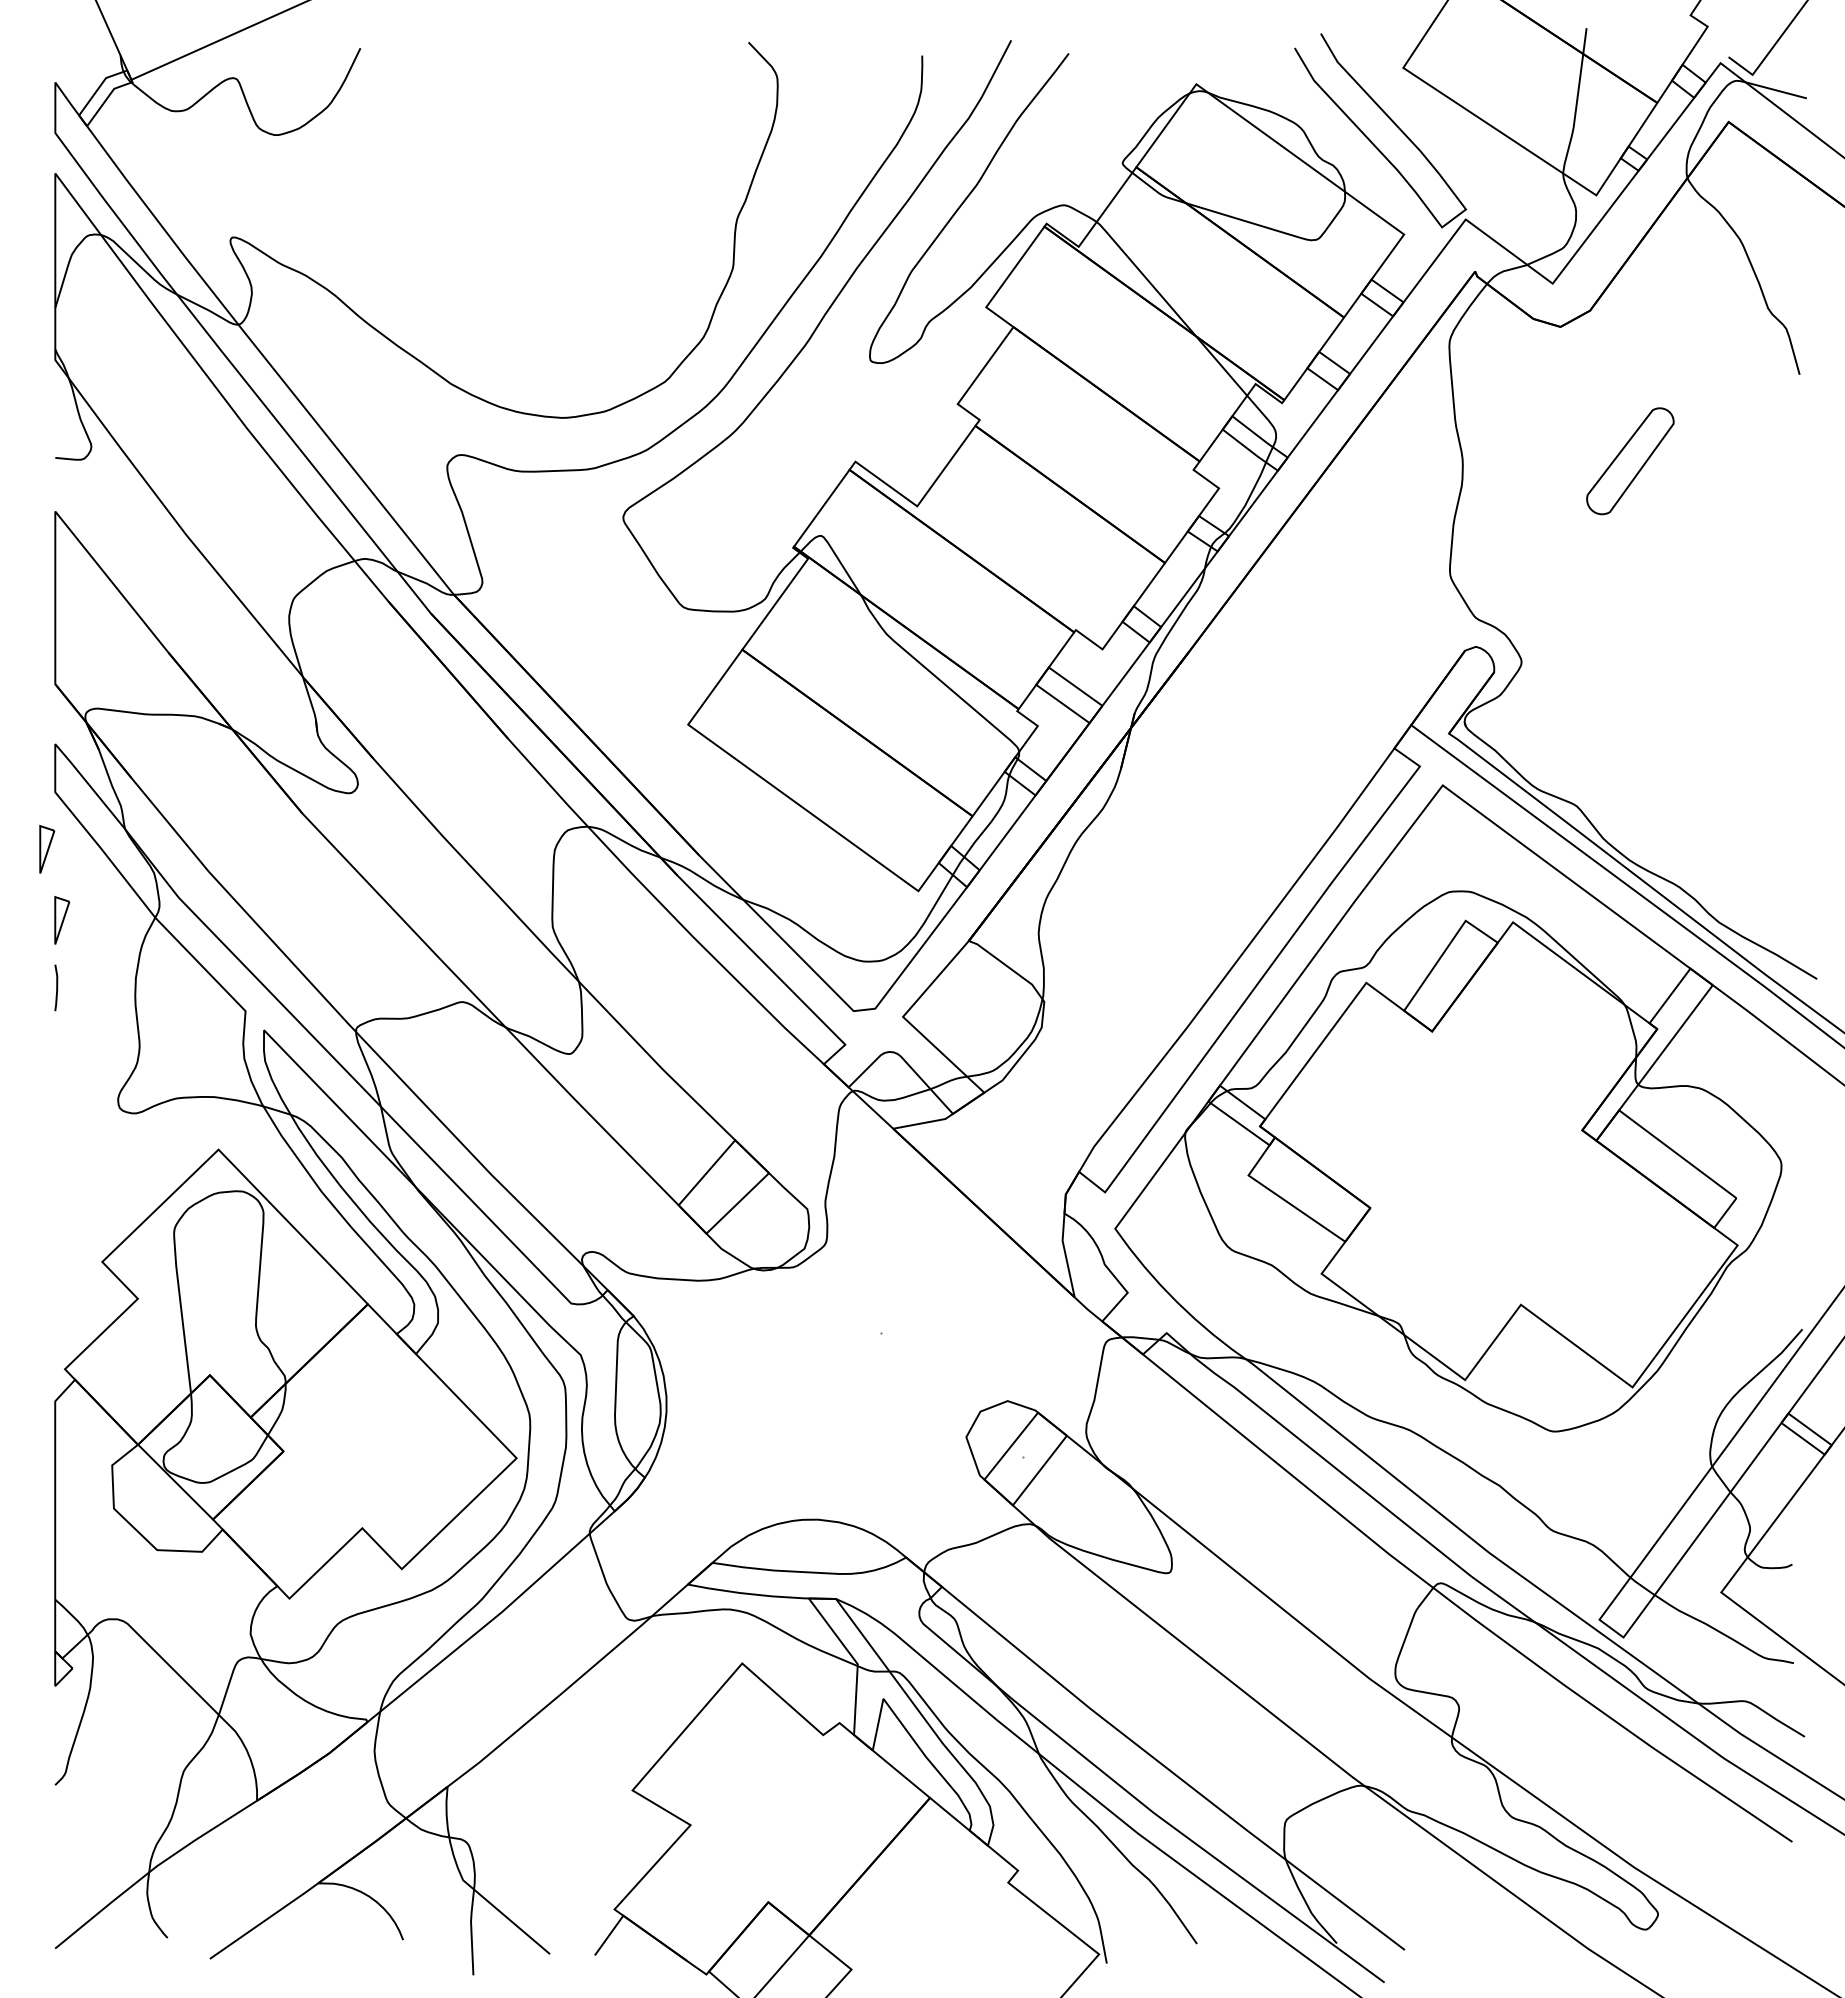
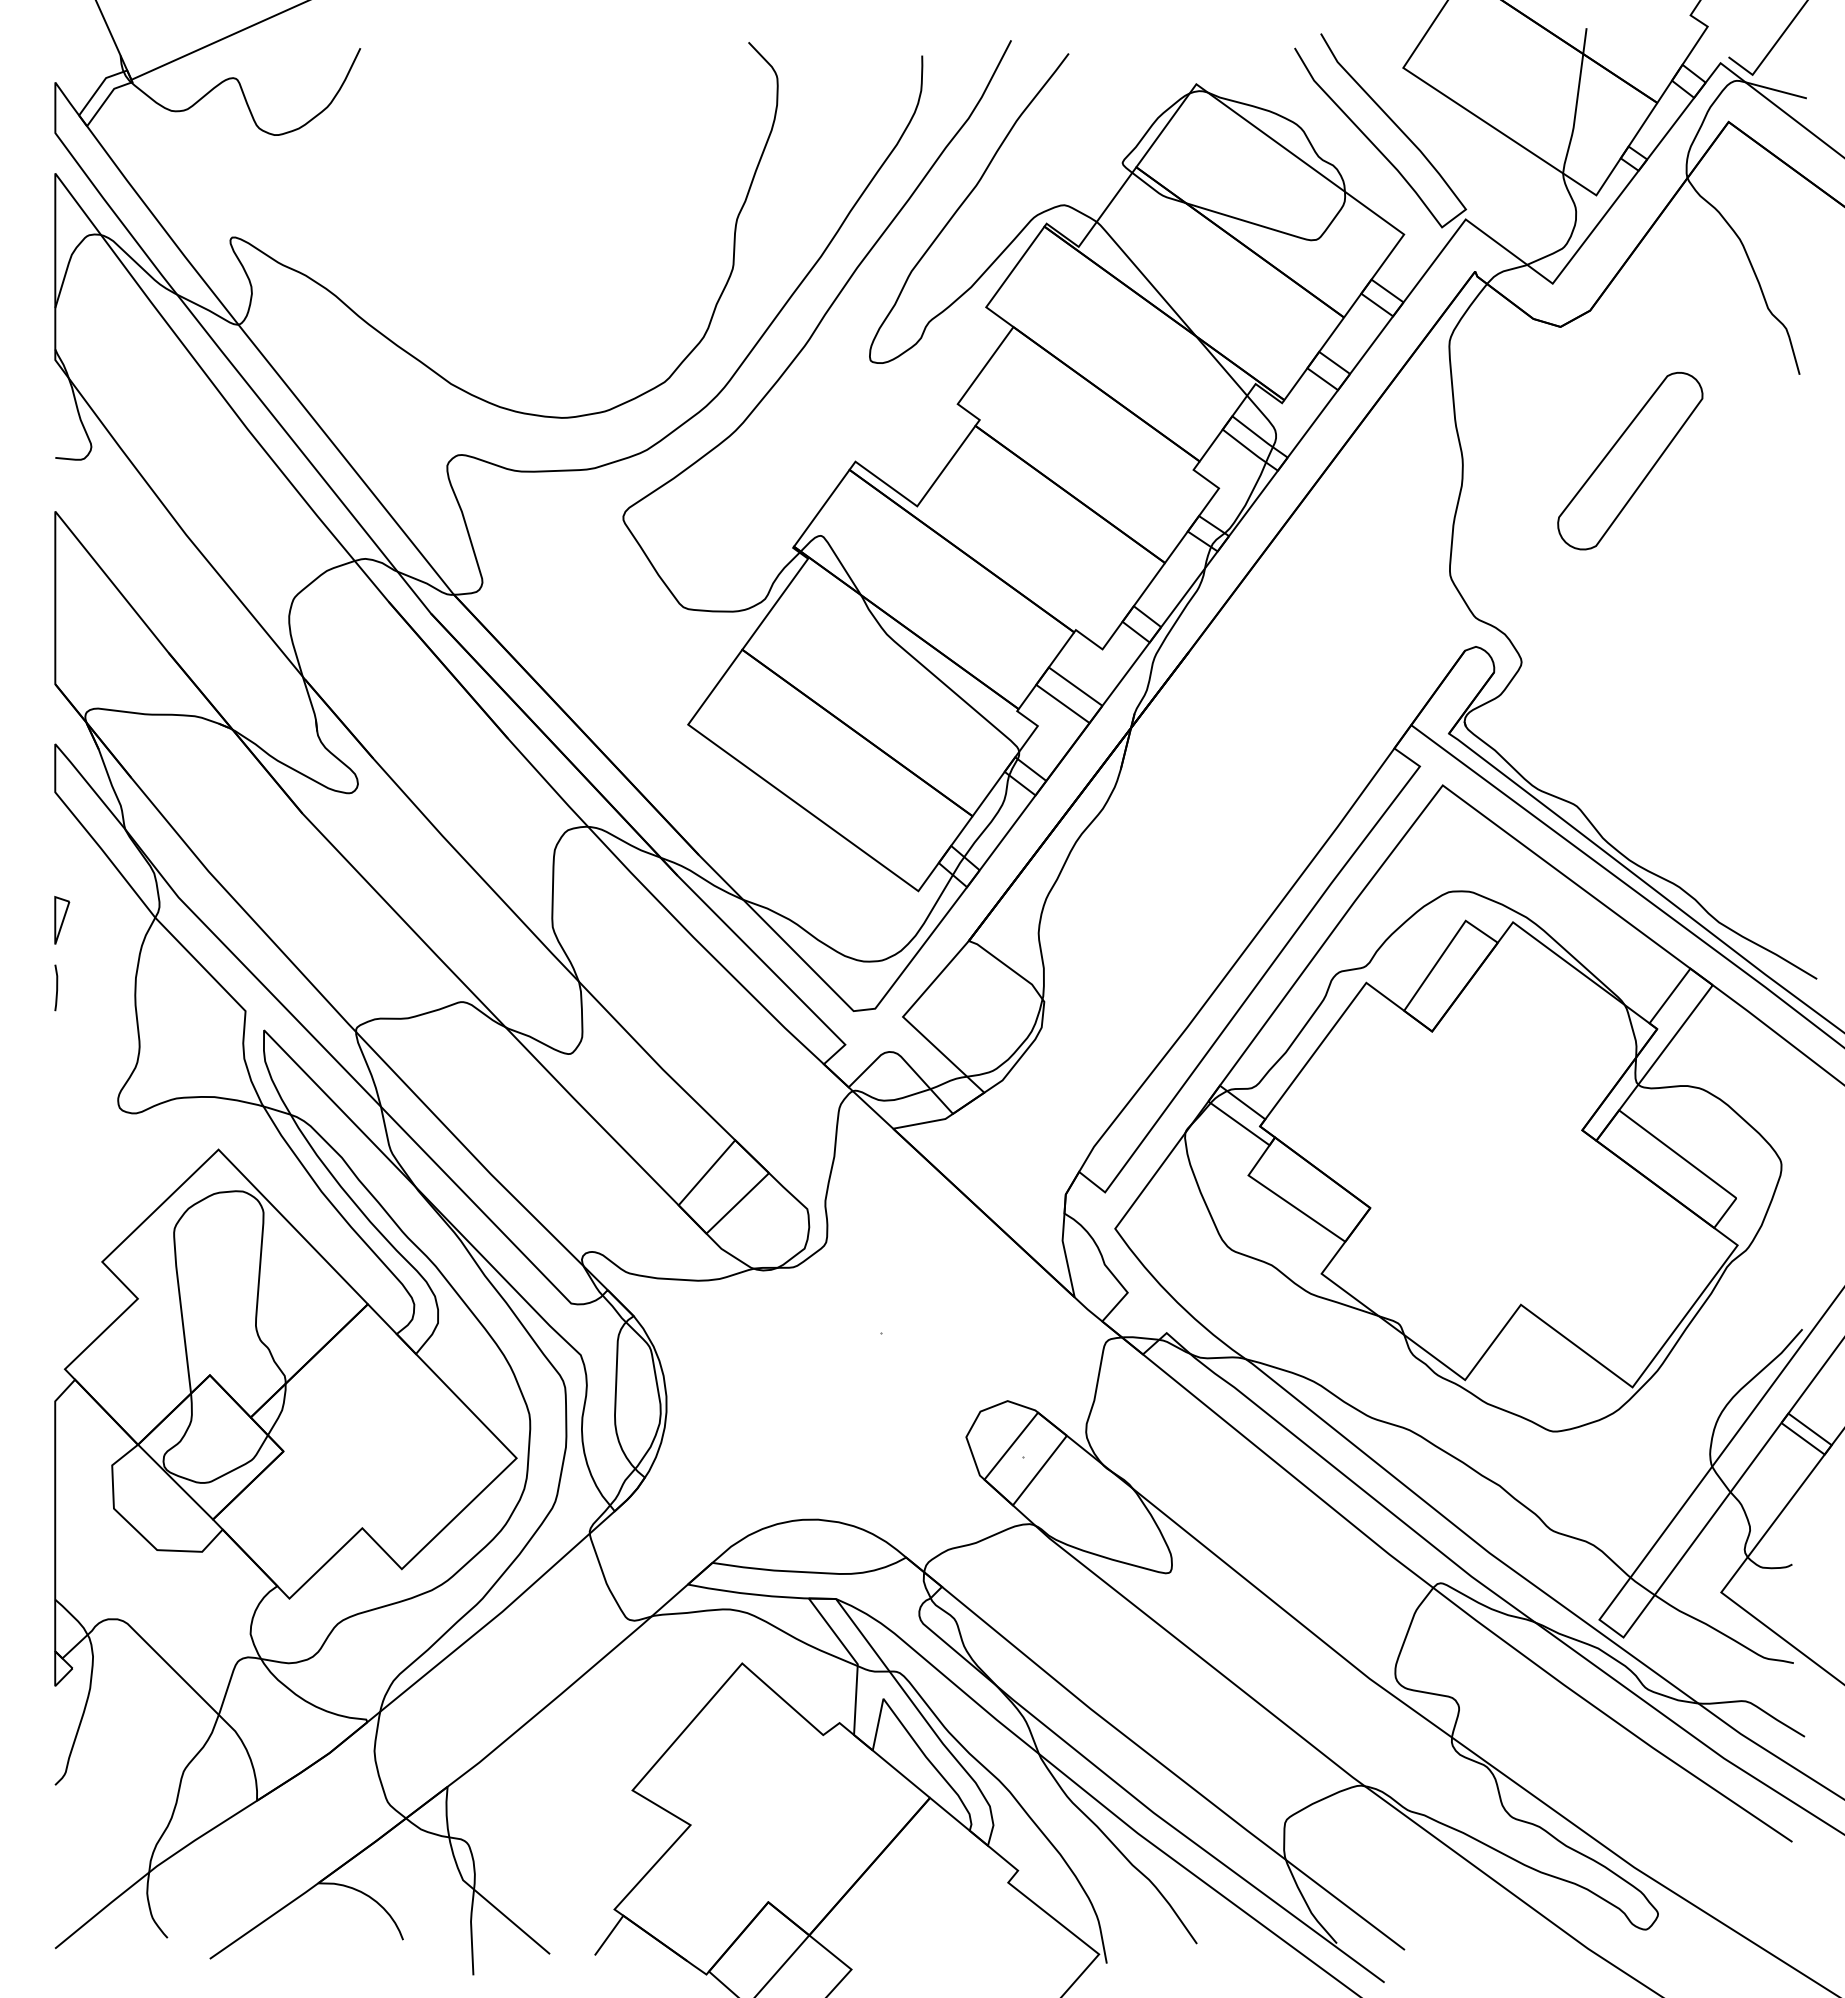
part size: 89x109 px -> 147x179 px (1630, 461)
part: present -> none (47, 849)
